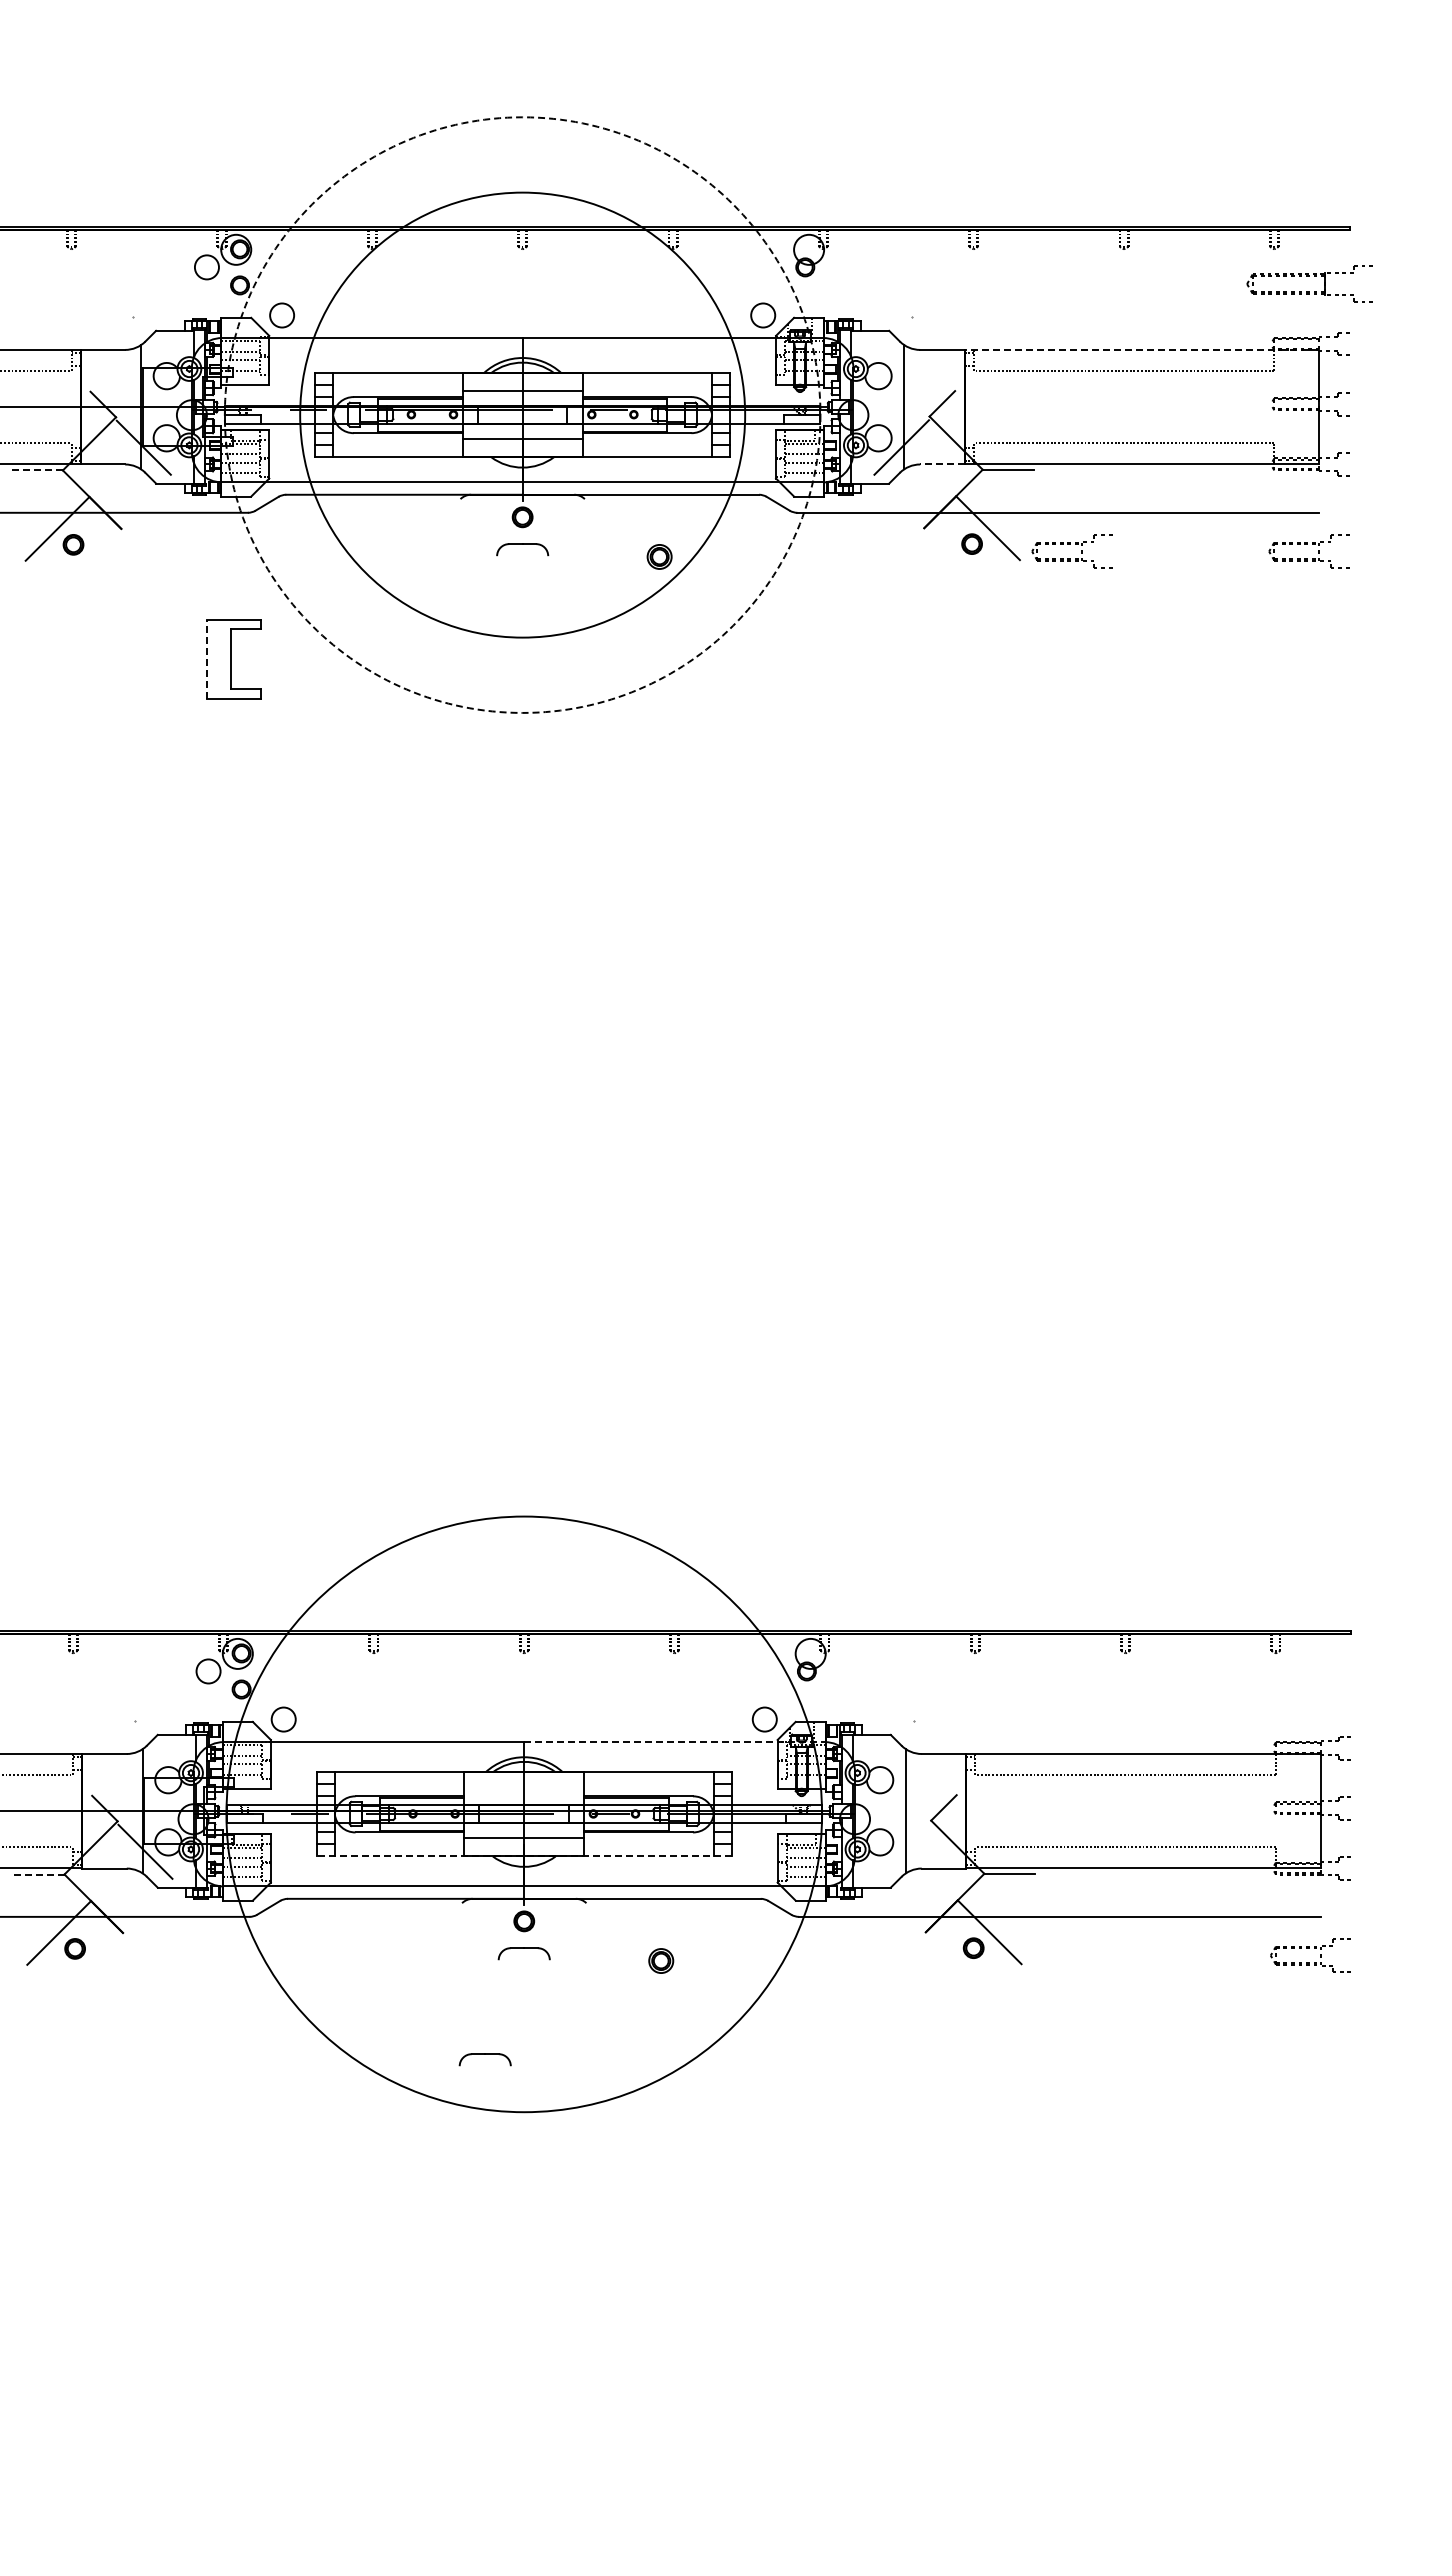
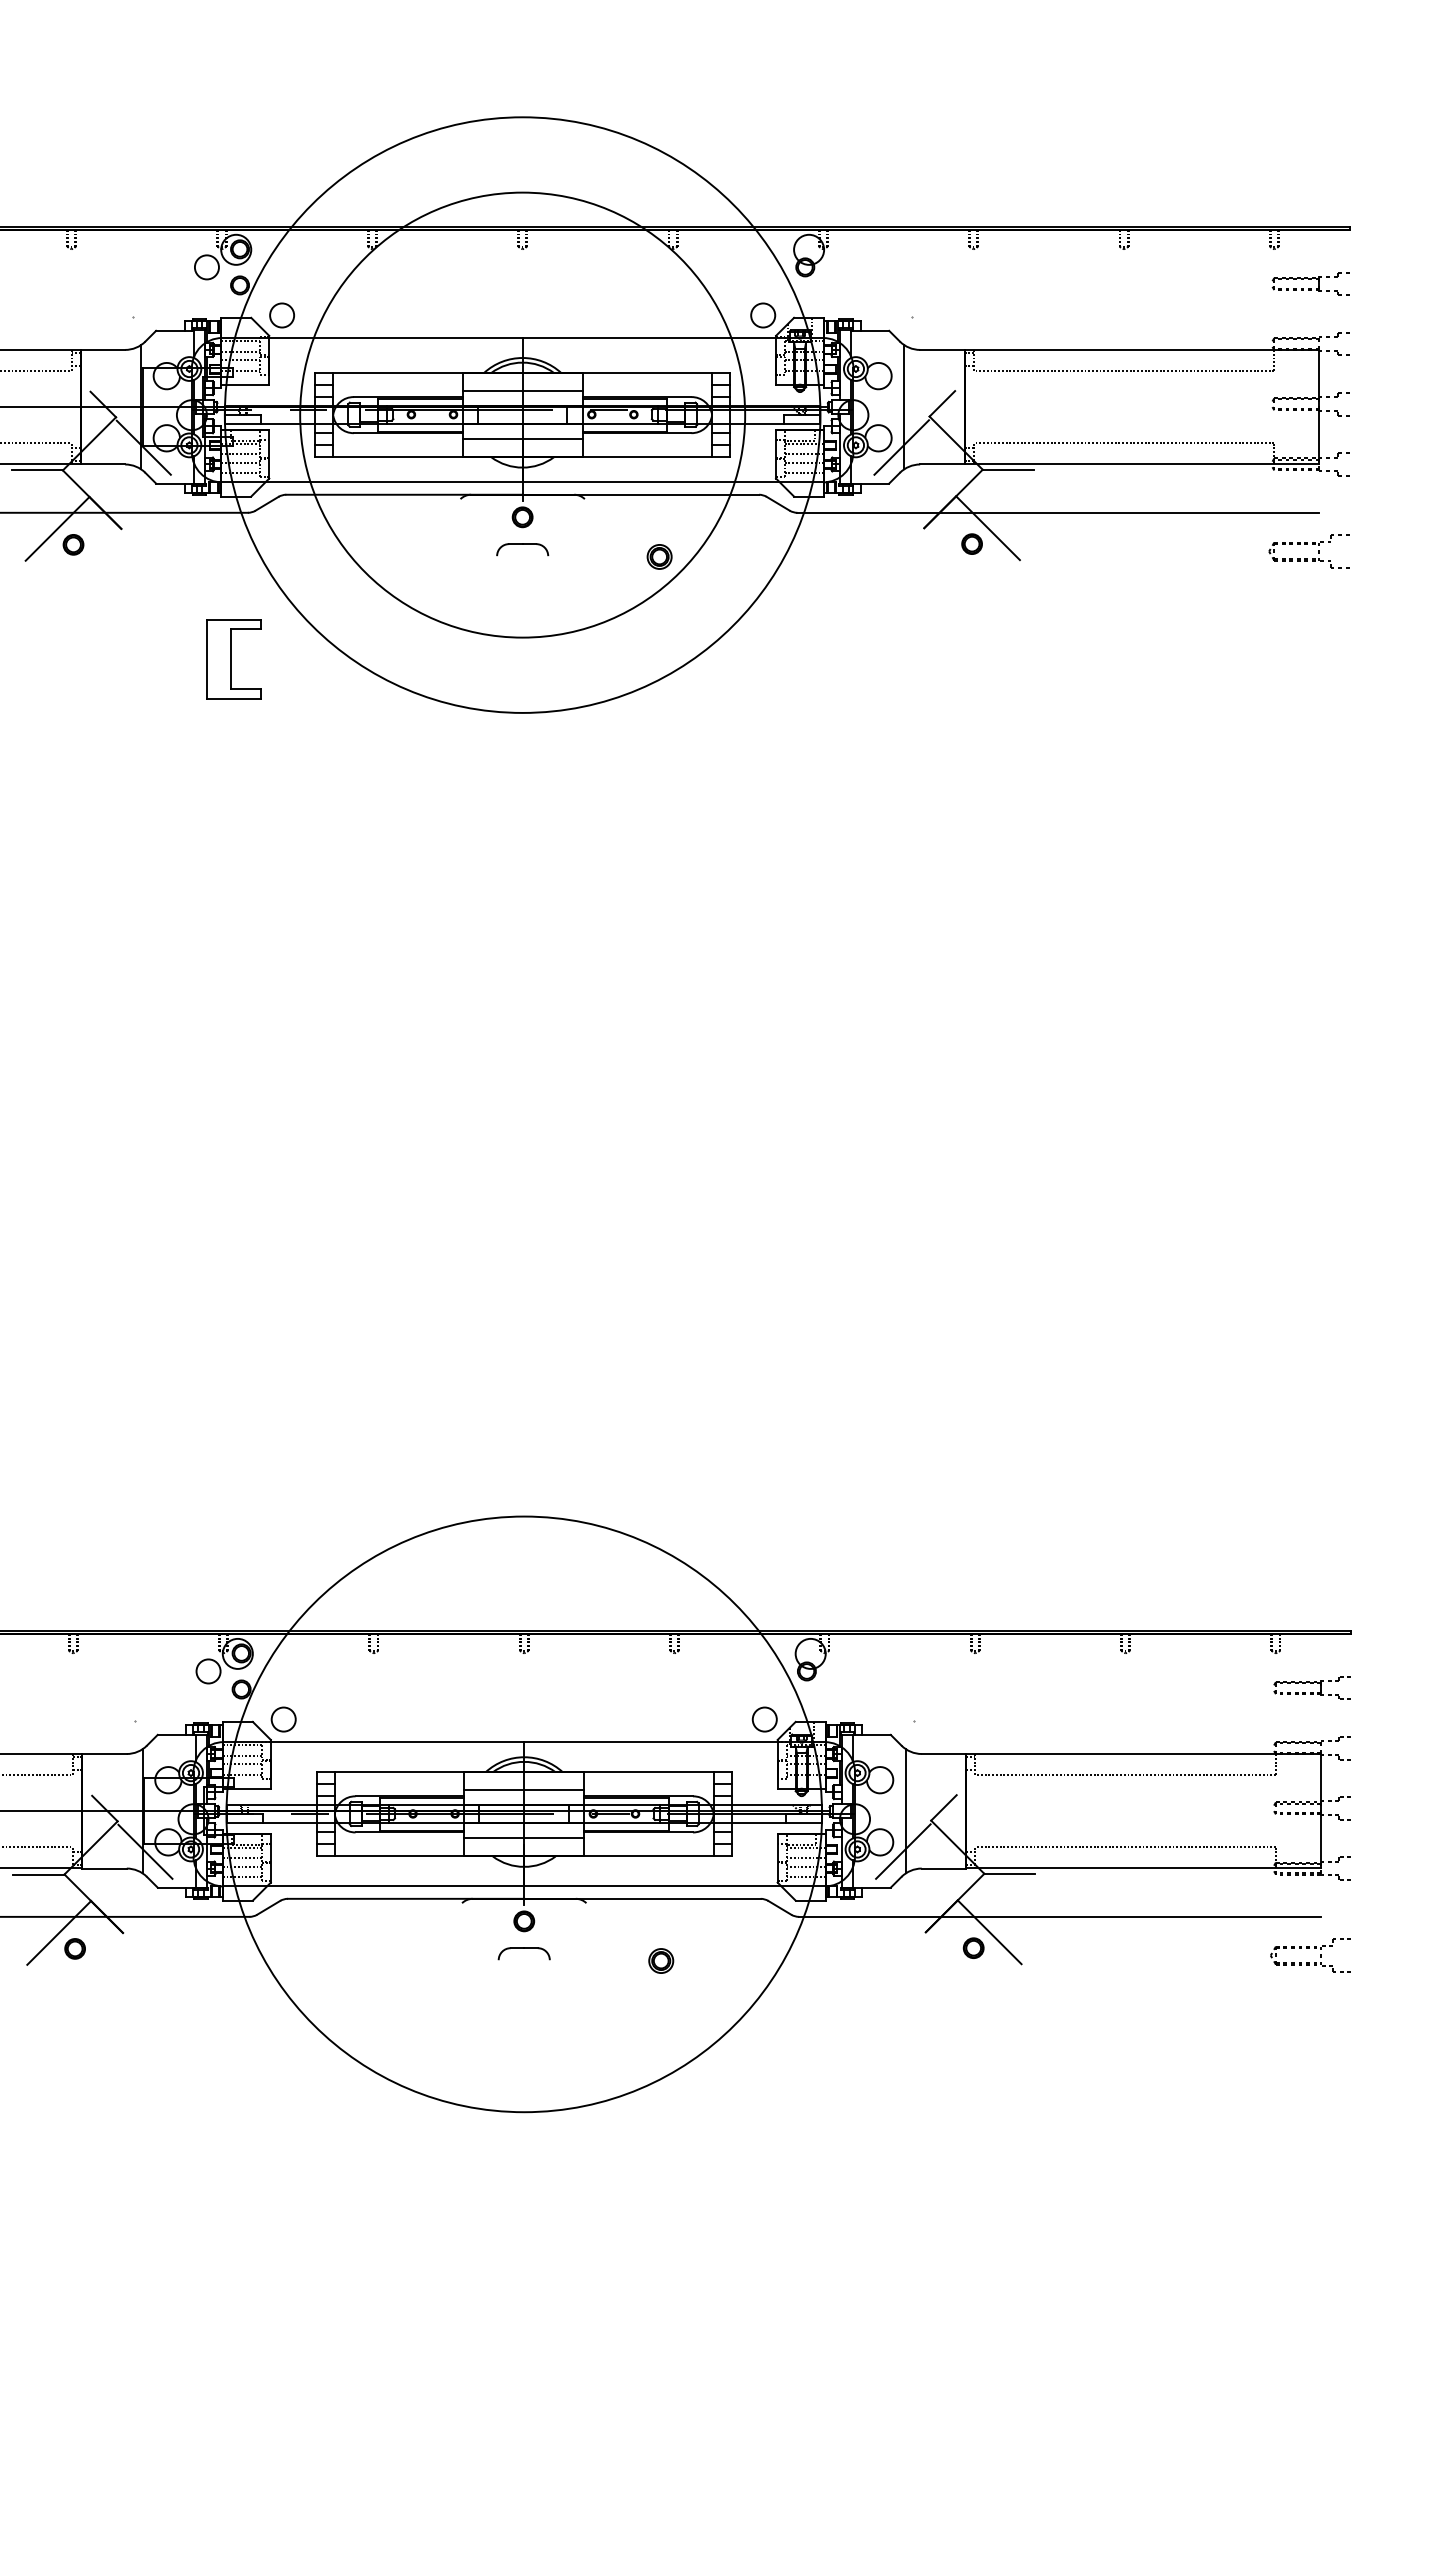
part size: 127x38 px -> 79x24 px (1310, 283)
line: dashed -> solid (1141, 350)
circle: dashed -> solid (522, 414)
line: dashed -> solid (941, 464)
line: dashed -> solid (37, 470)
part: present -> none (1070, 544)
line: dashed -> solid (207, 658)
part: none -> present (1311, 1687)
line: dashed -> solid (675, 1742)
line: none -> present (524, 1790)
line: none -> present (903, 1851)
line: dashed -> solid (523, 1856)
line: dashed -> solid (39, 1874)
part: present -> none (484, 2059)
